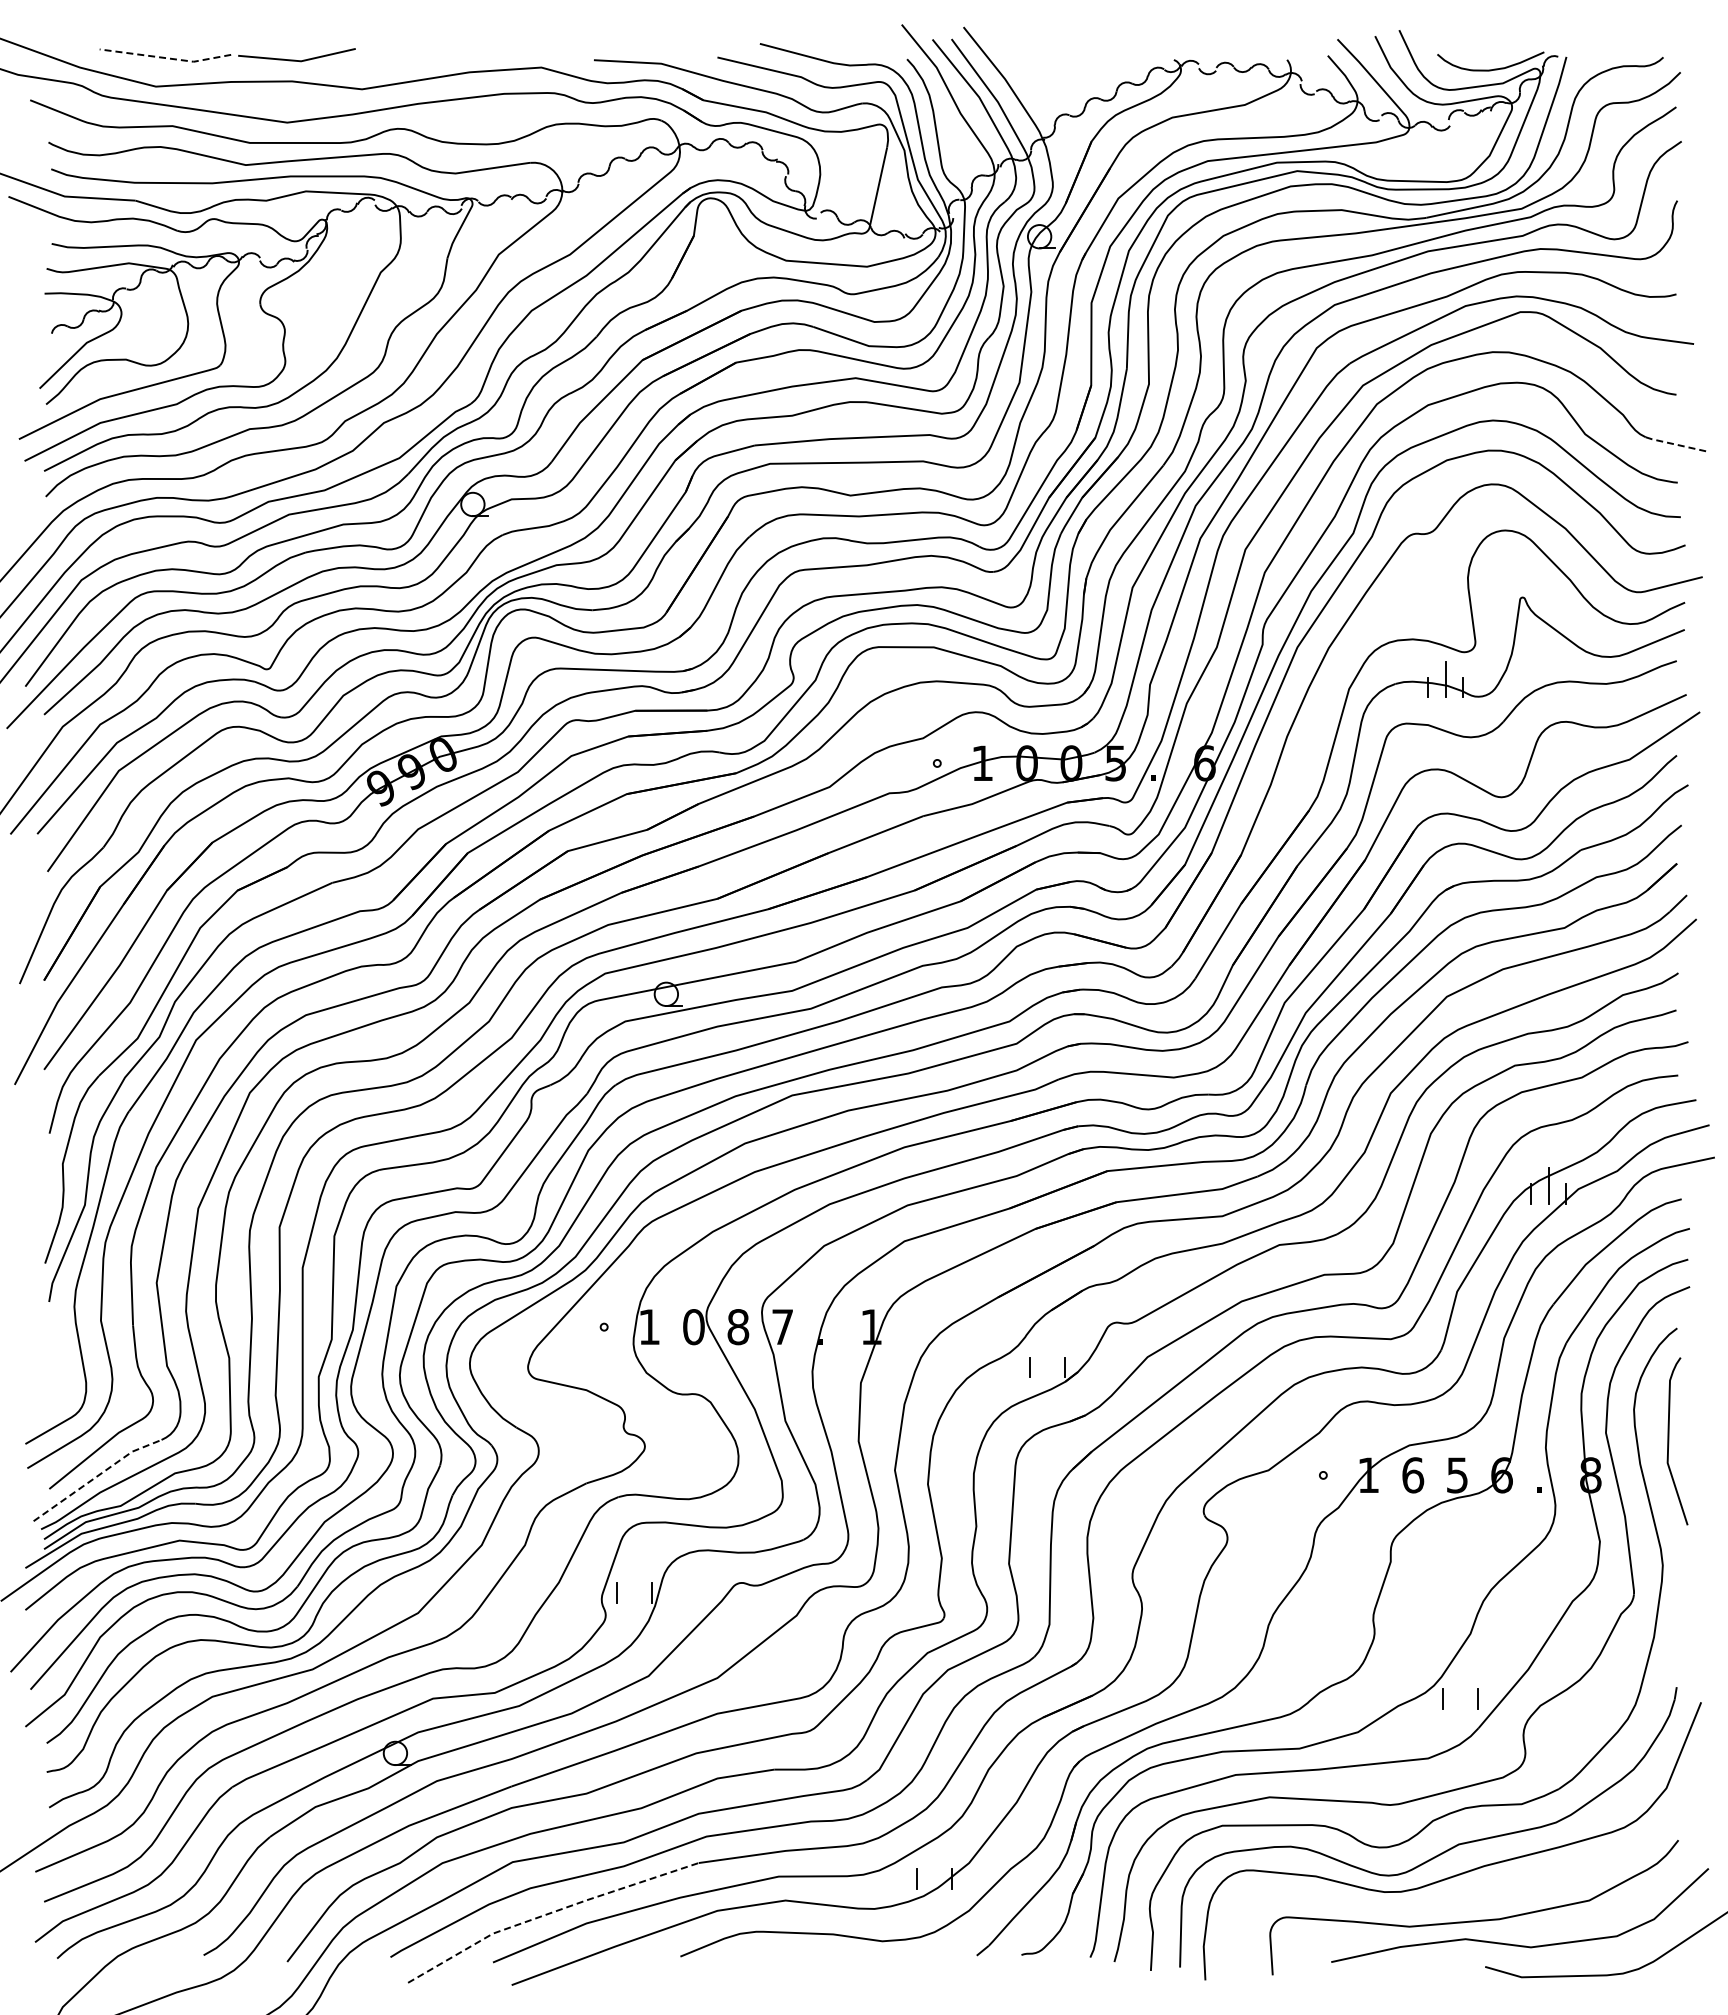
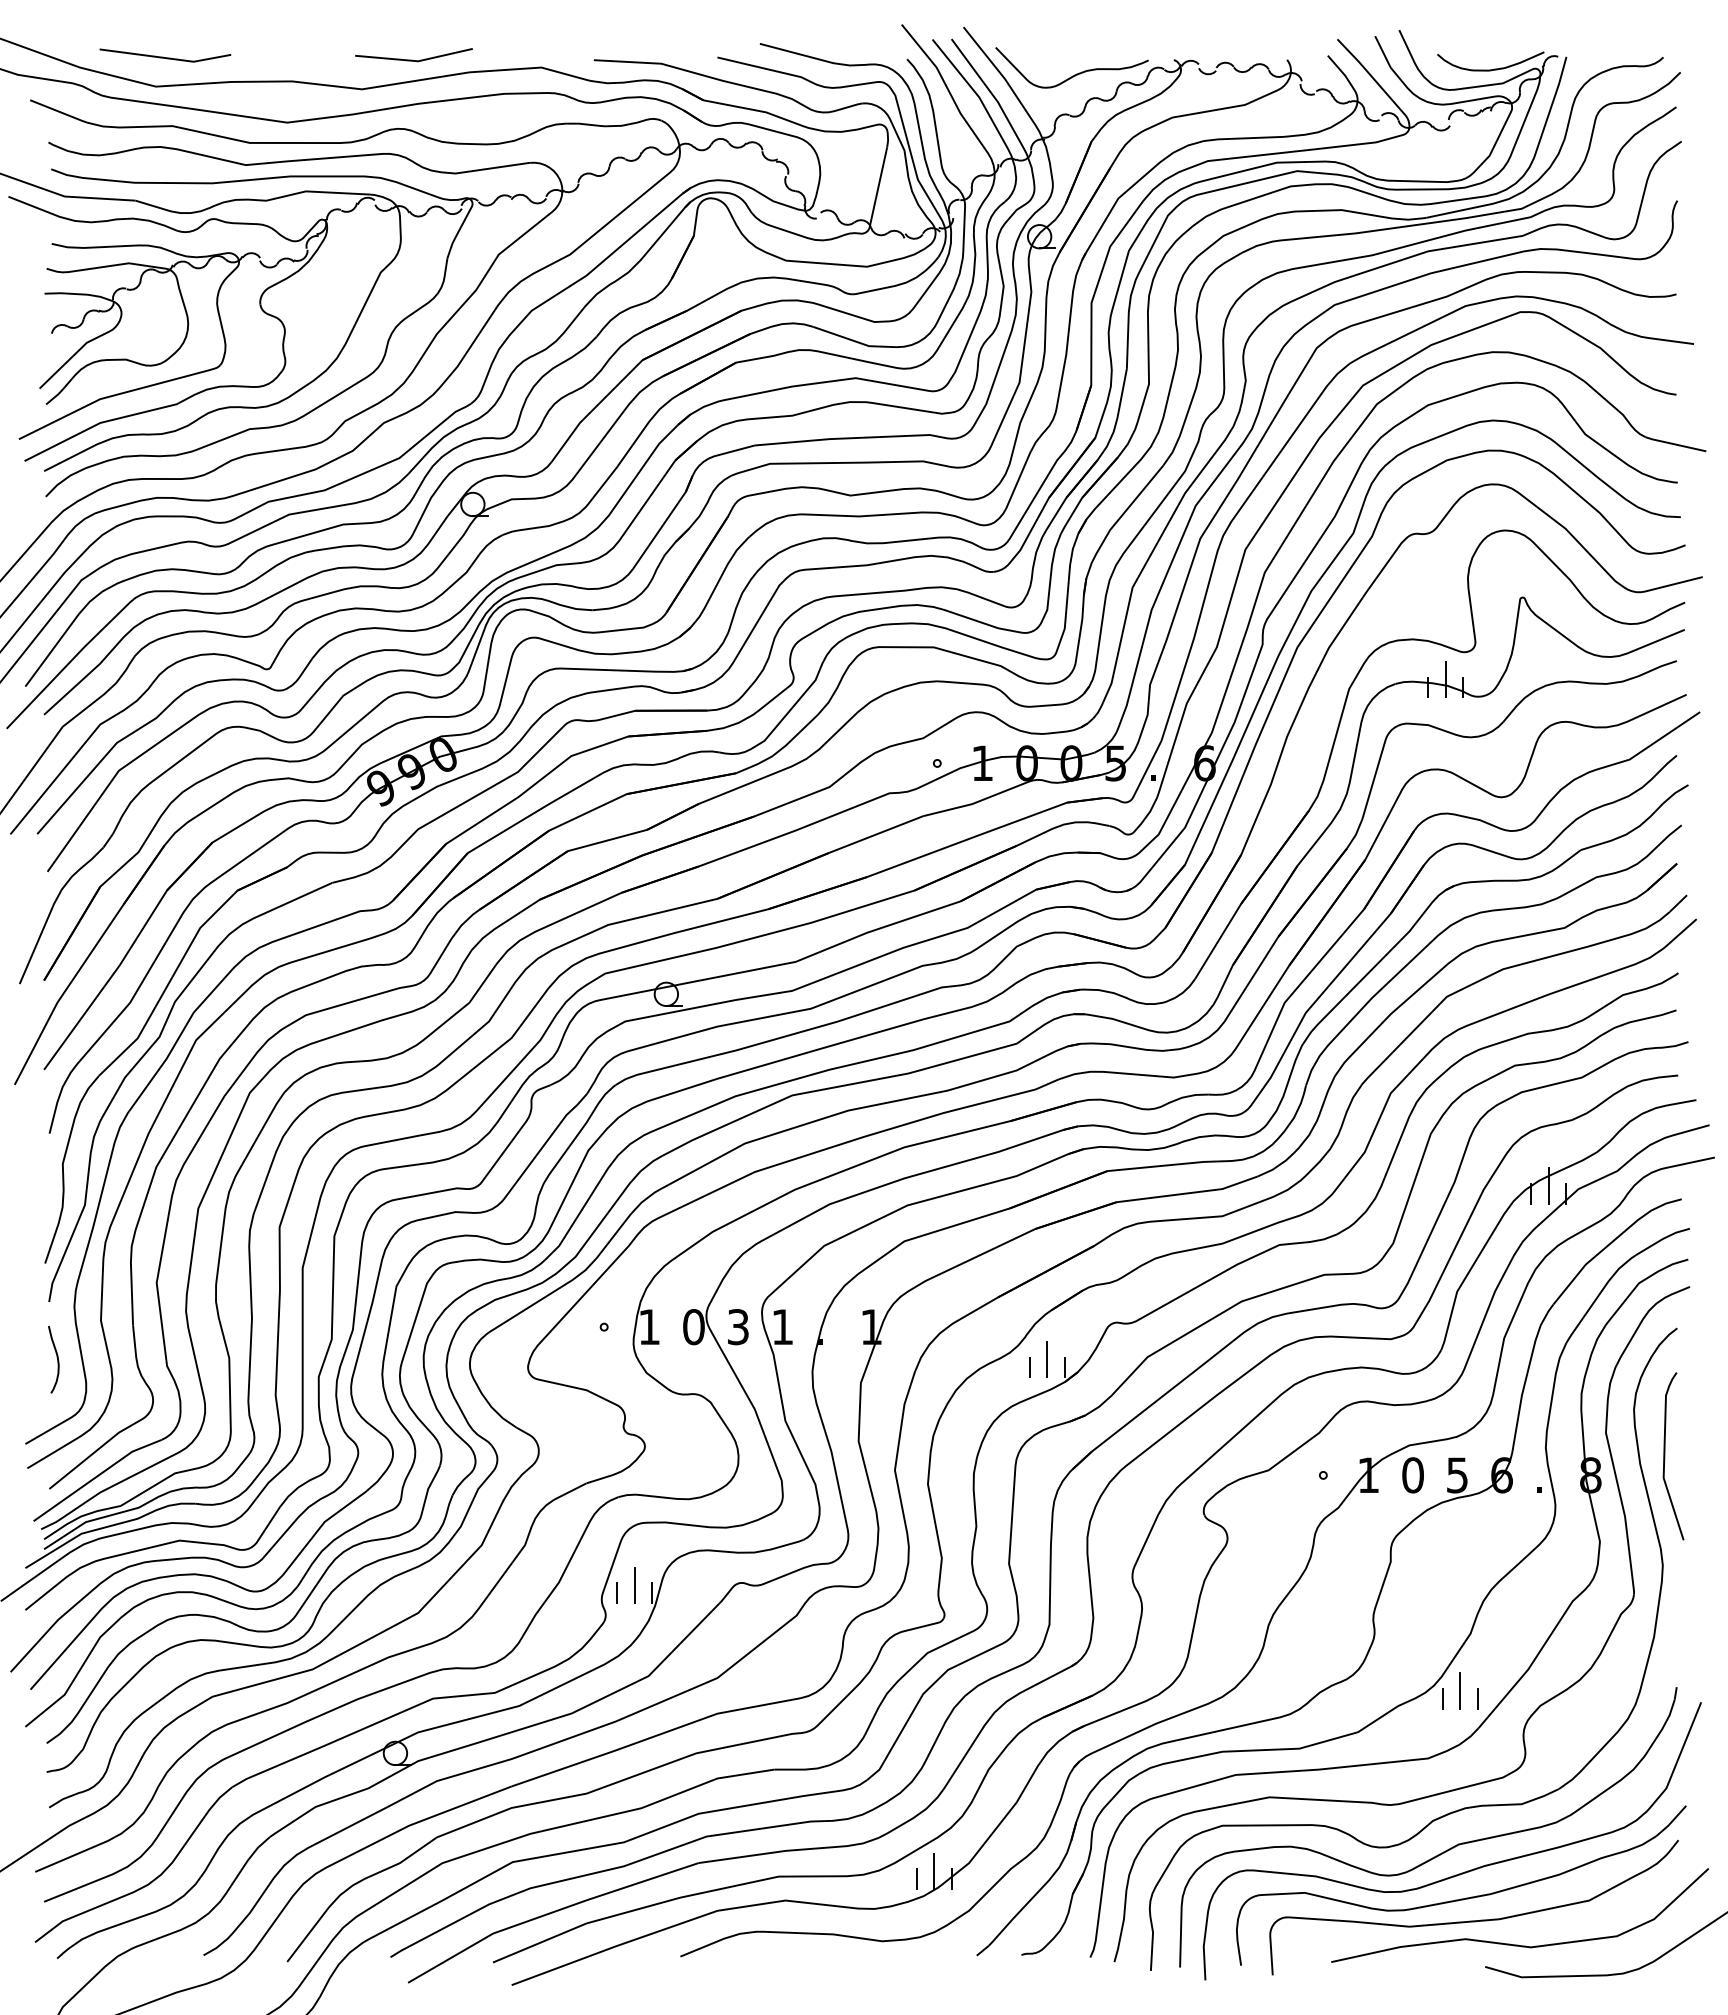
line: dashed -> solid (166, 58)
line position: (295, 59) -> (412, 59) (412, 59)
curve: none -> present (1074, 74)
line: dashed -> solid (1675, 444)
text: 7 -> 1 (782, 1326)
text: 8 -> 3 (738, 1327)
curve: none -> present (56, 1357)
line: none -> present (1047, 1359)
curve position: (1669, 1441) -> (1665, 1456) (1665, 1456)
text: 6 -> 0 (1413, 1475)
line: dashed -> solid (96, 1476)
line: none -> present (634, 1584)
line: none -> present (1460, 1690)
line: none -> present (934, 1870)
part: none -> present (1466, 1897)
line: dashed -> solid (549, 1913)
